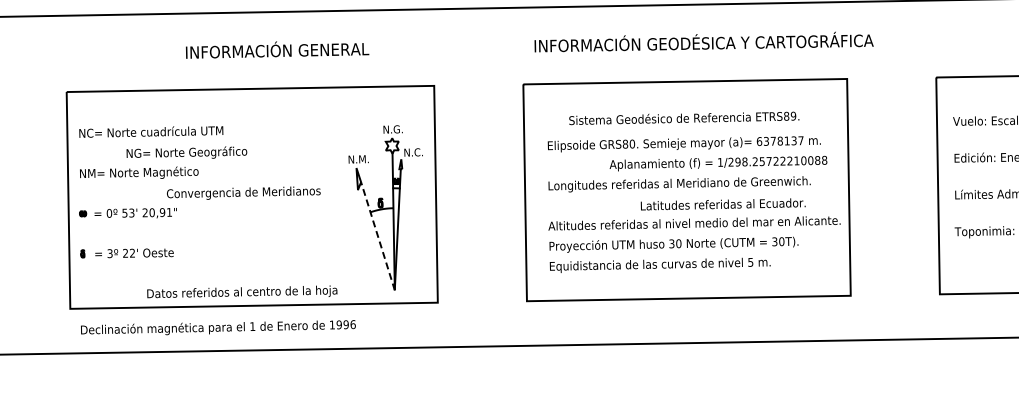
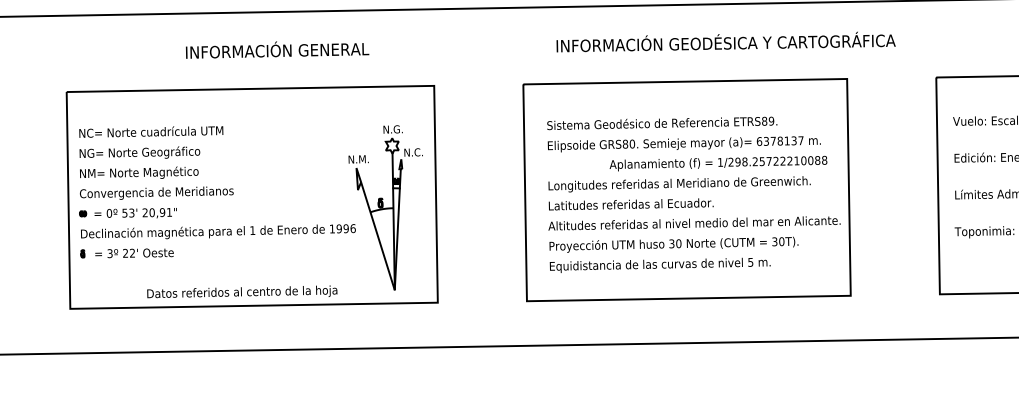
text position: (703, 41) -> (725, 41) (725, 41)
text position: (684, 118) -> (662, 123) (662, 123)
text position: (186, 152) -> (139, 152) (139, 152)
text position: (243, 192) -> (156, 192) (156, 192)
text position: (722, 204) -> (630, 204) (630, 204)
line: dashed -> solid (377, 236)
text position: (218, 327) -> (218, 231) (218, 231)
